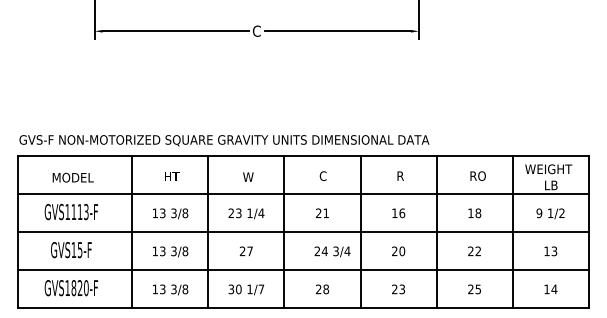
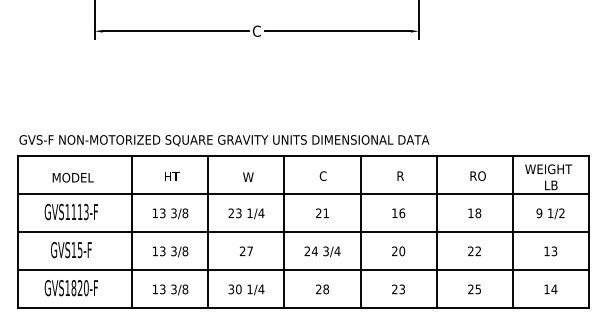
text position: (332, 251) -> (322, 251) (322, 251)
text: 1/7 -> 1/4 (261, 289)
